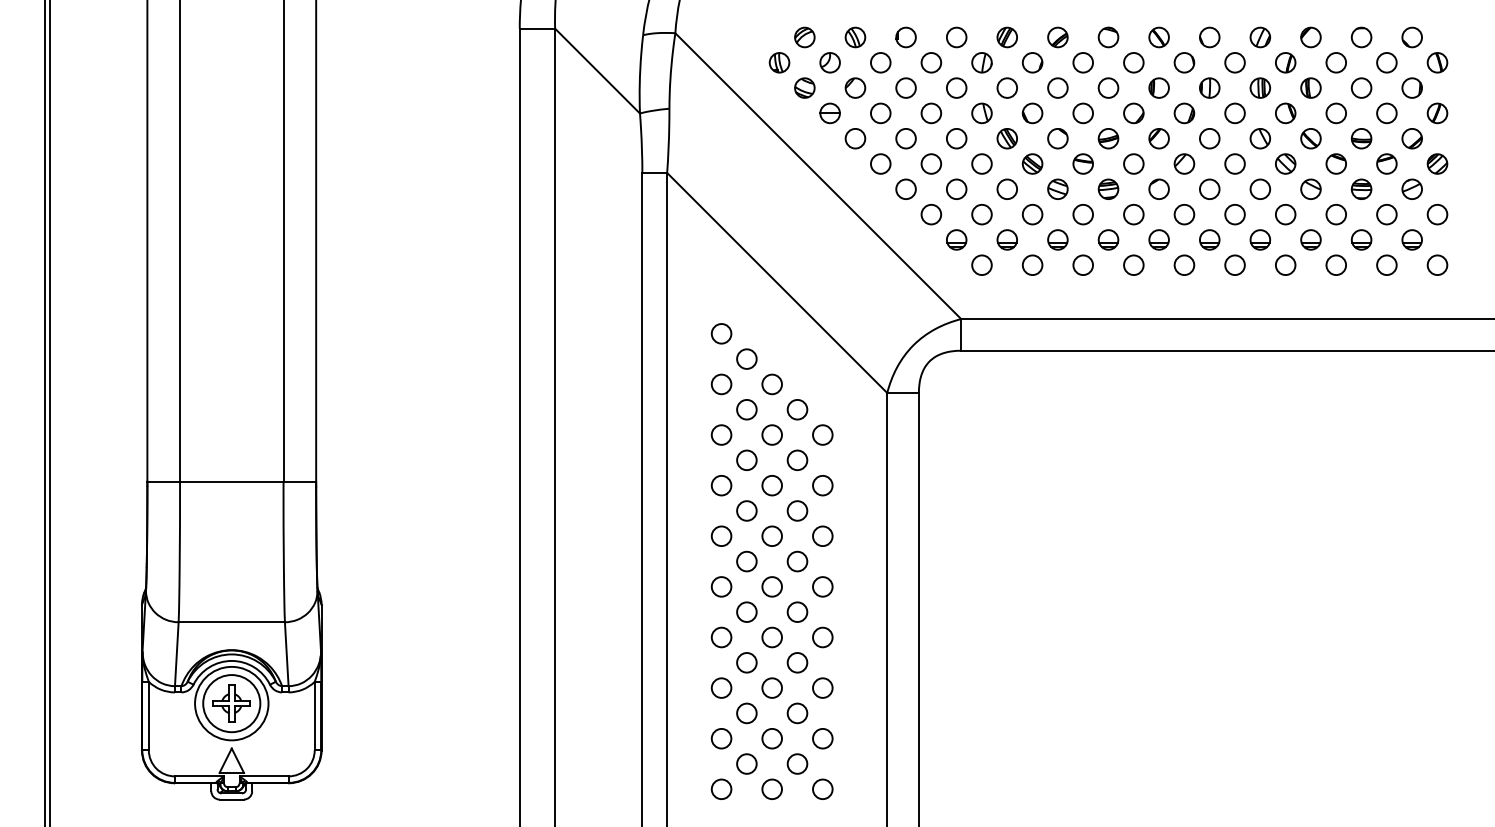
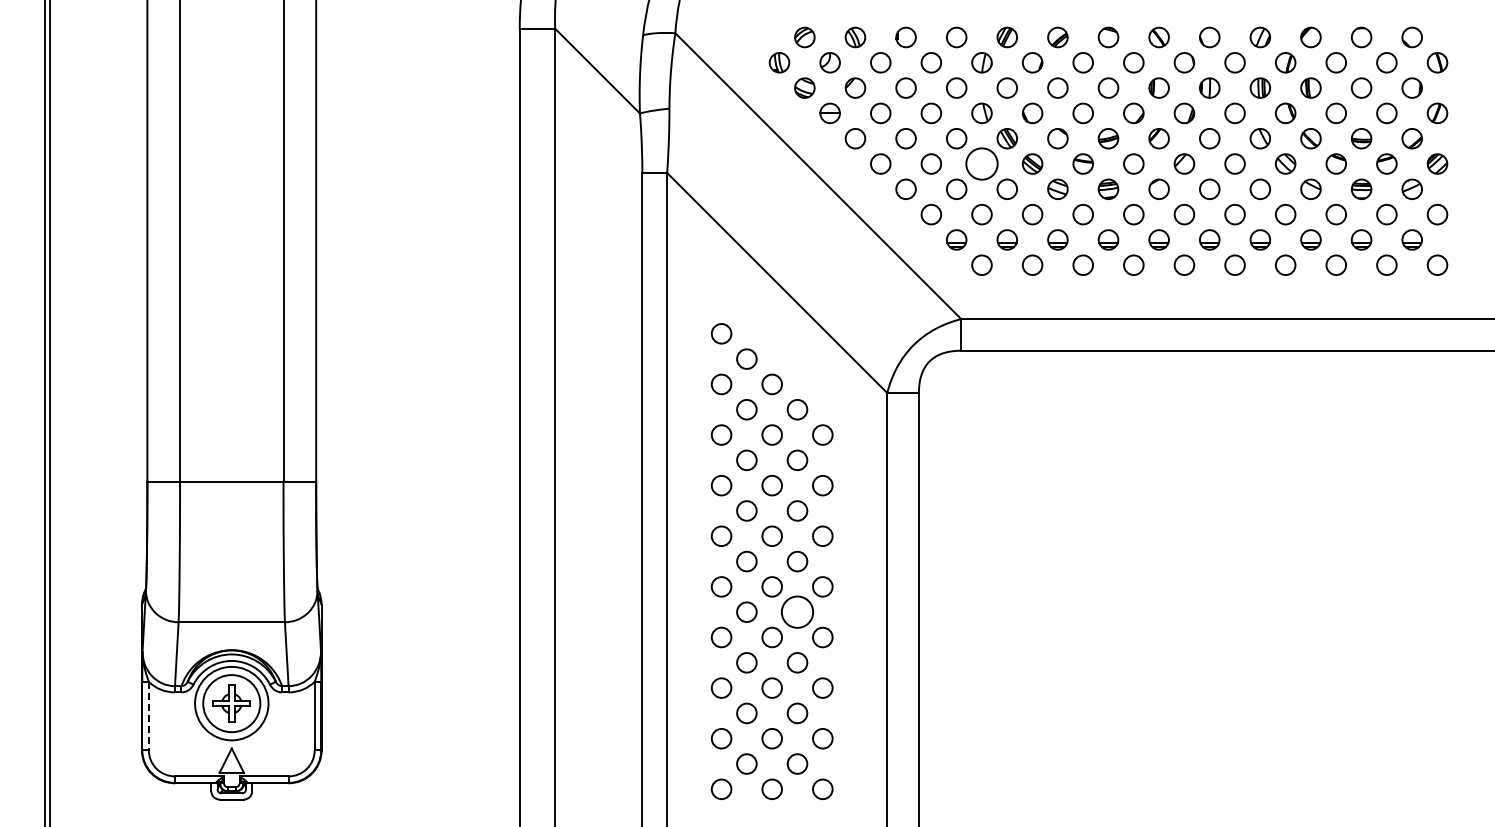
circle diameter: 20 px -> 31 px (981, 163)
circle diameter: 20 px -> 31 px (797, 611)
line: solid -> dashed (148, 716)
